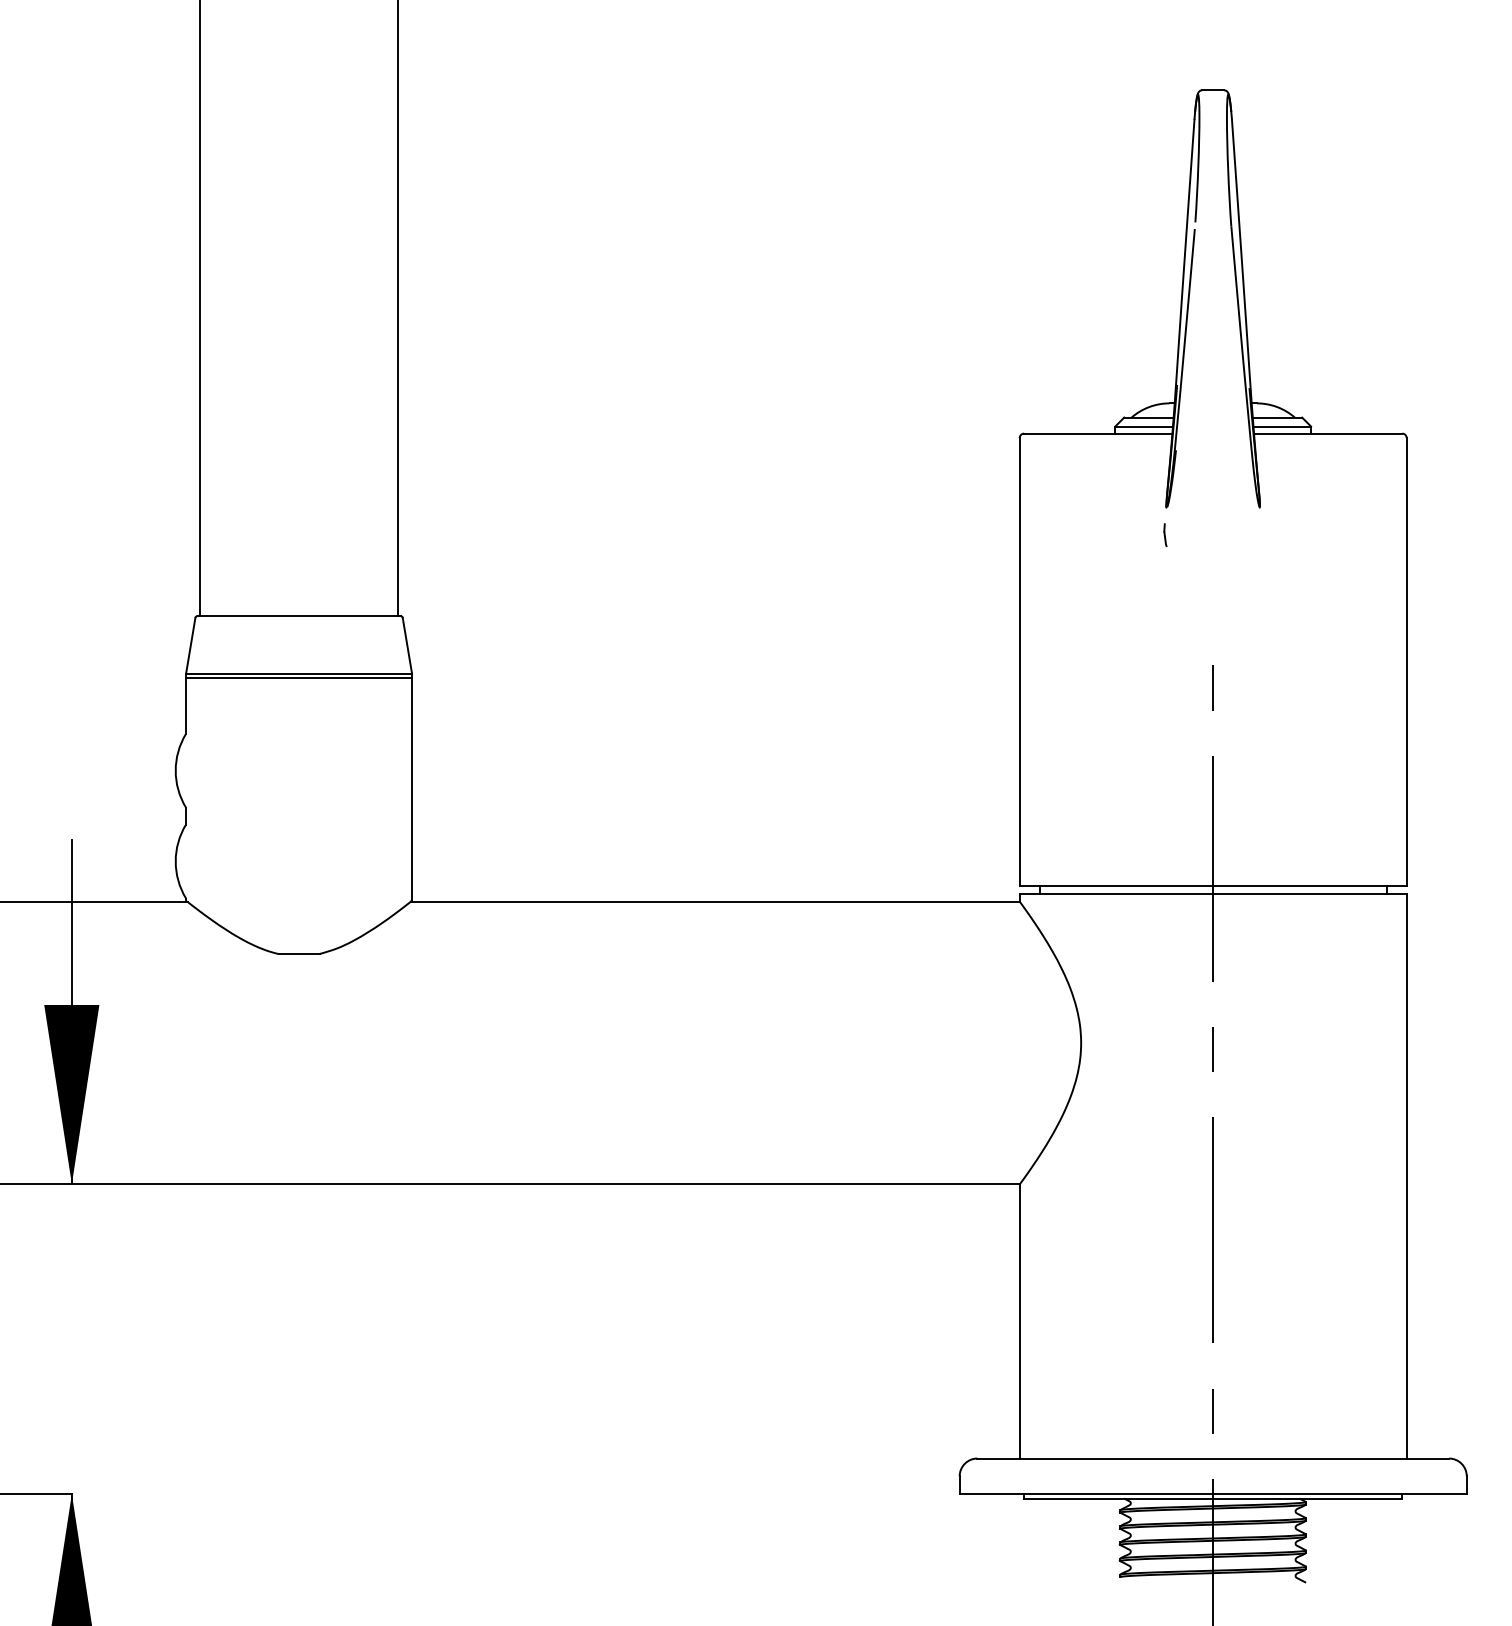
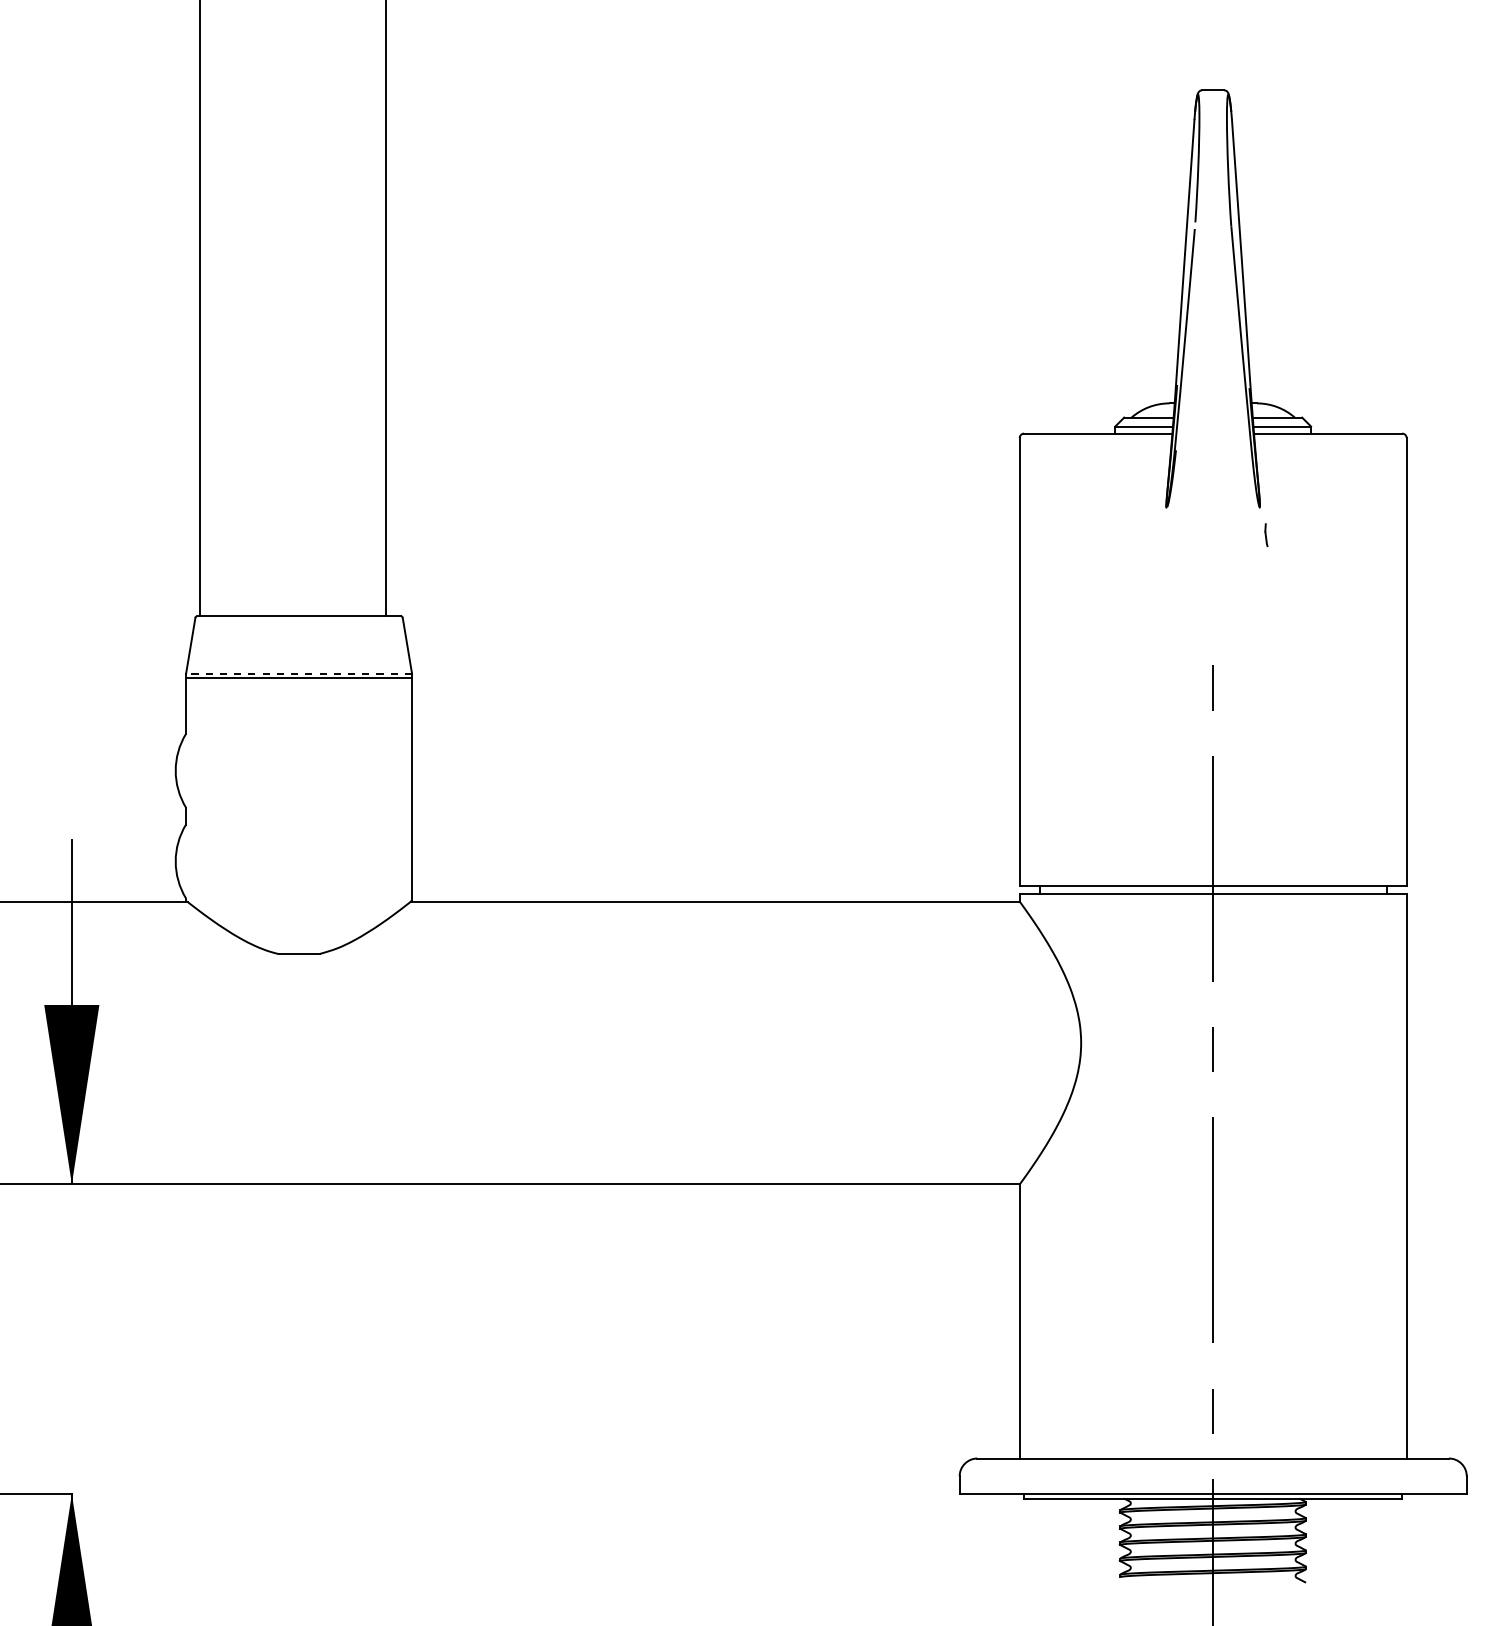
line position: (397, 308) -> (385, 308) (385, 308)
line position: (1165, 534) -> (1266, 534) (1266, 534)
line: solid -> dashed (299, 673)
